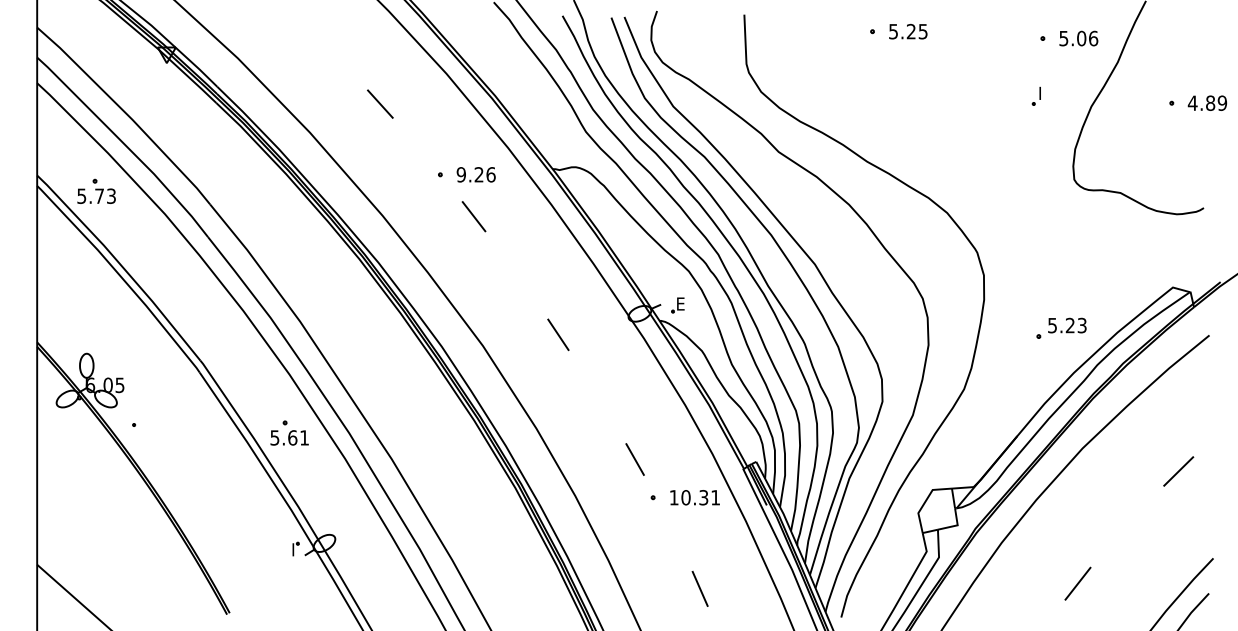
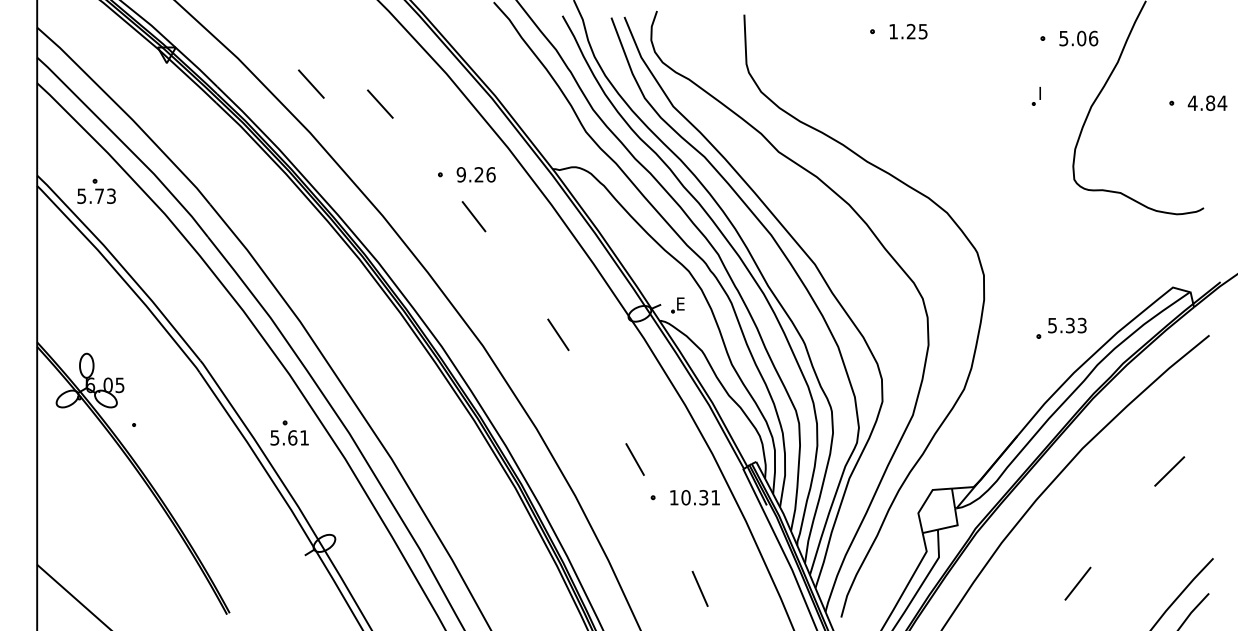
text: 5.25 -> 1.25 (893, 31)
line: none -> present (311, 83)
text: 4.89 -> 4.84 (1222, 102)
text: 5.23 -> 5.33 (1070, 325)
line position: (1178, 471) -> (1169, 471) (1169, 471)
part: present -> none (295, 548)
